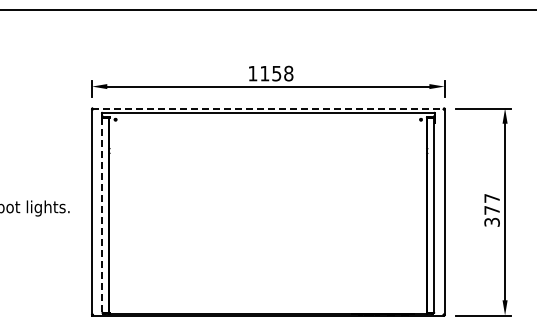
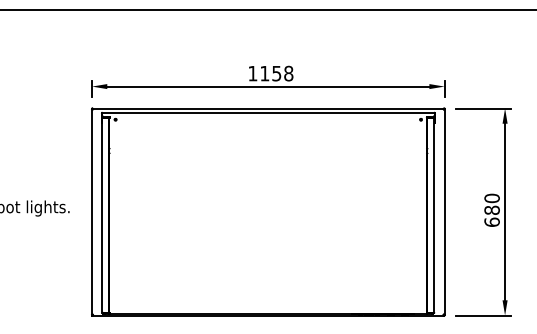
line: dashed -> solid (268, 108)
text: 377 -> 680 (491, 209)
line: dashed -> solid (102, 215)
